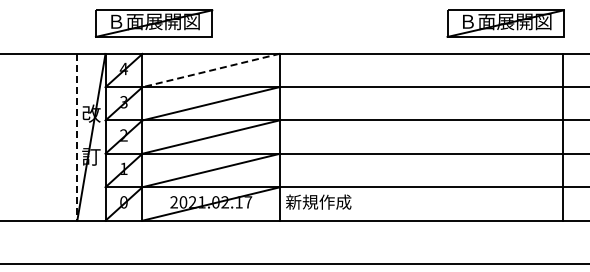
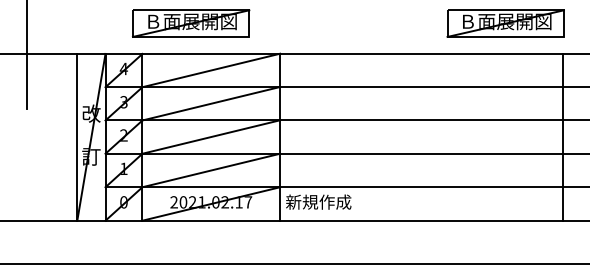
part position: (154, 23) -> (191, 23) (191, 23)
line: none -> present (27, 55)
line: dashed -> solid (211, 70)
line: dashed -> solid (77, 137)
